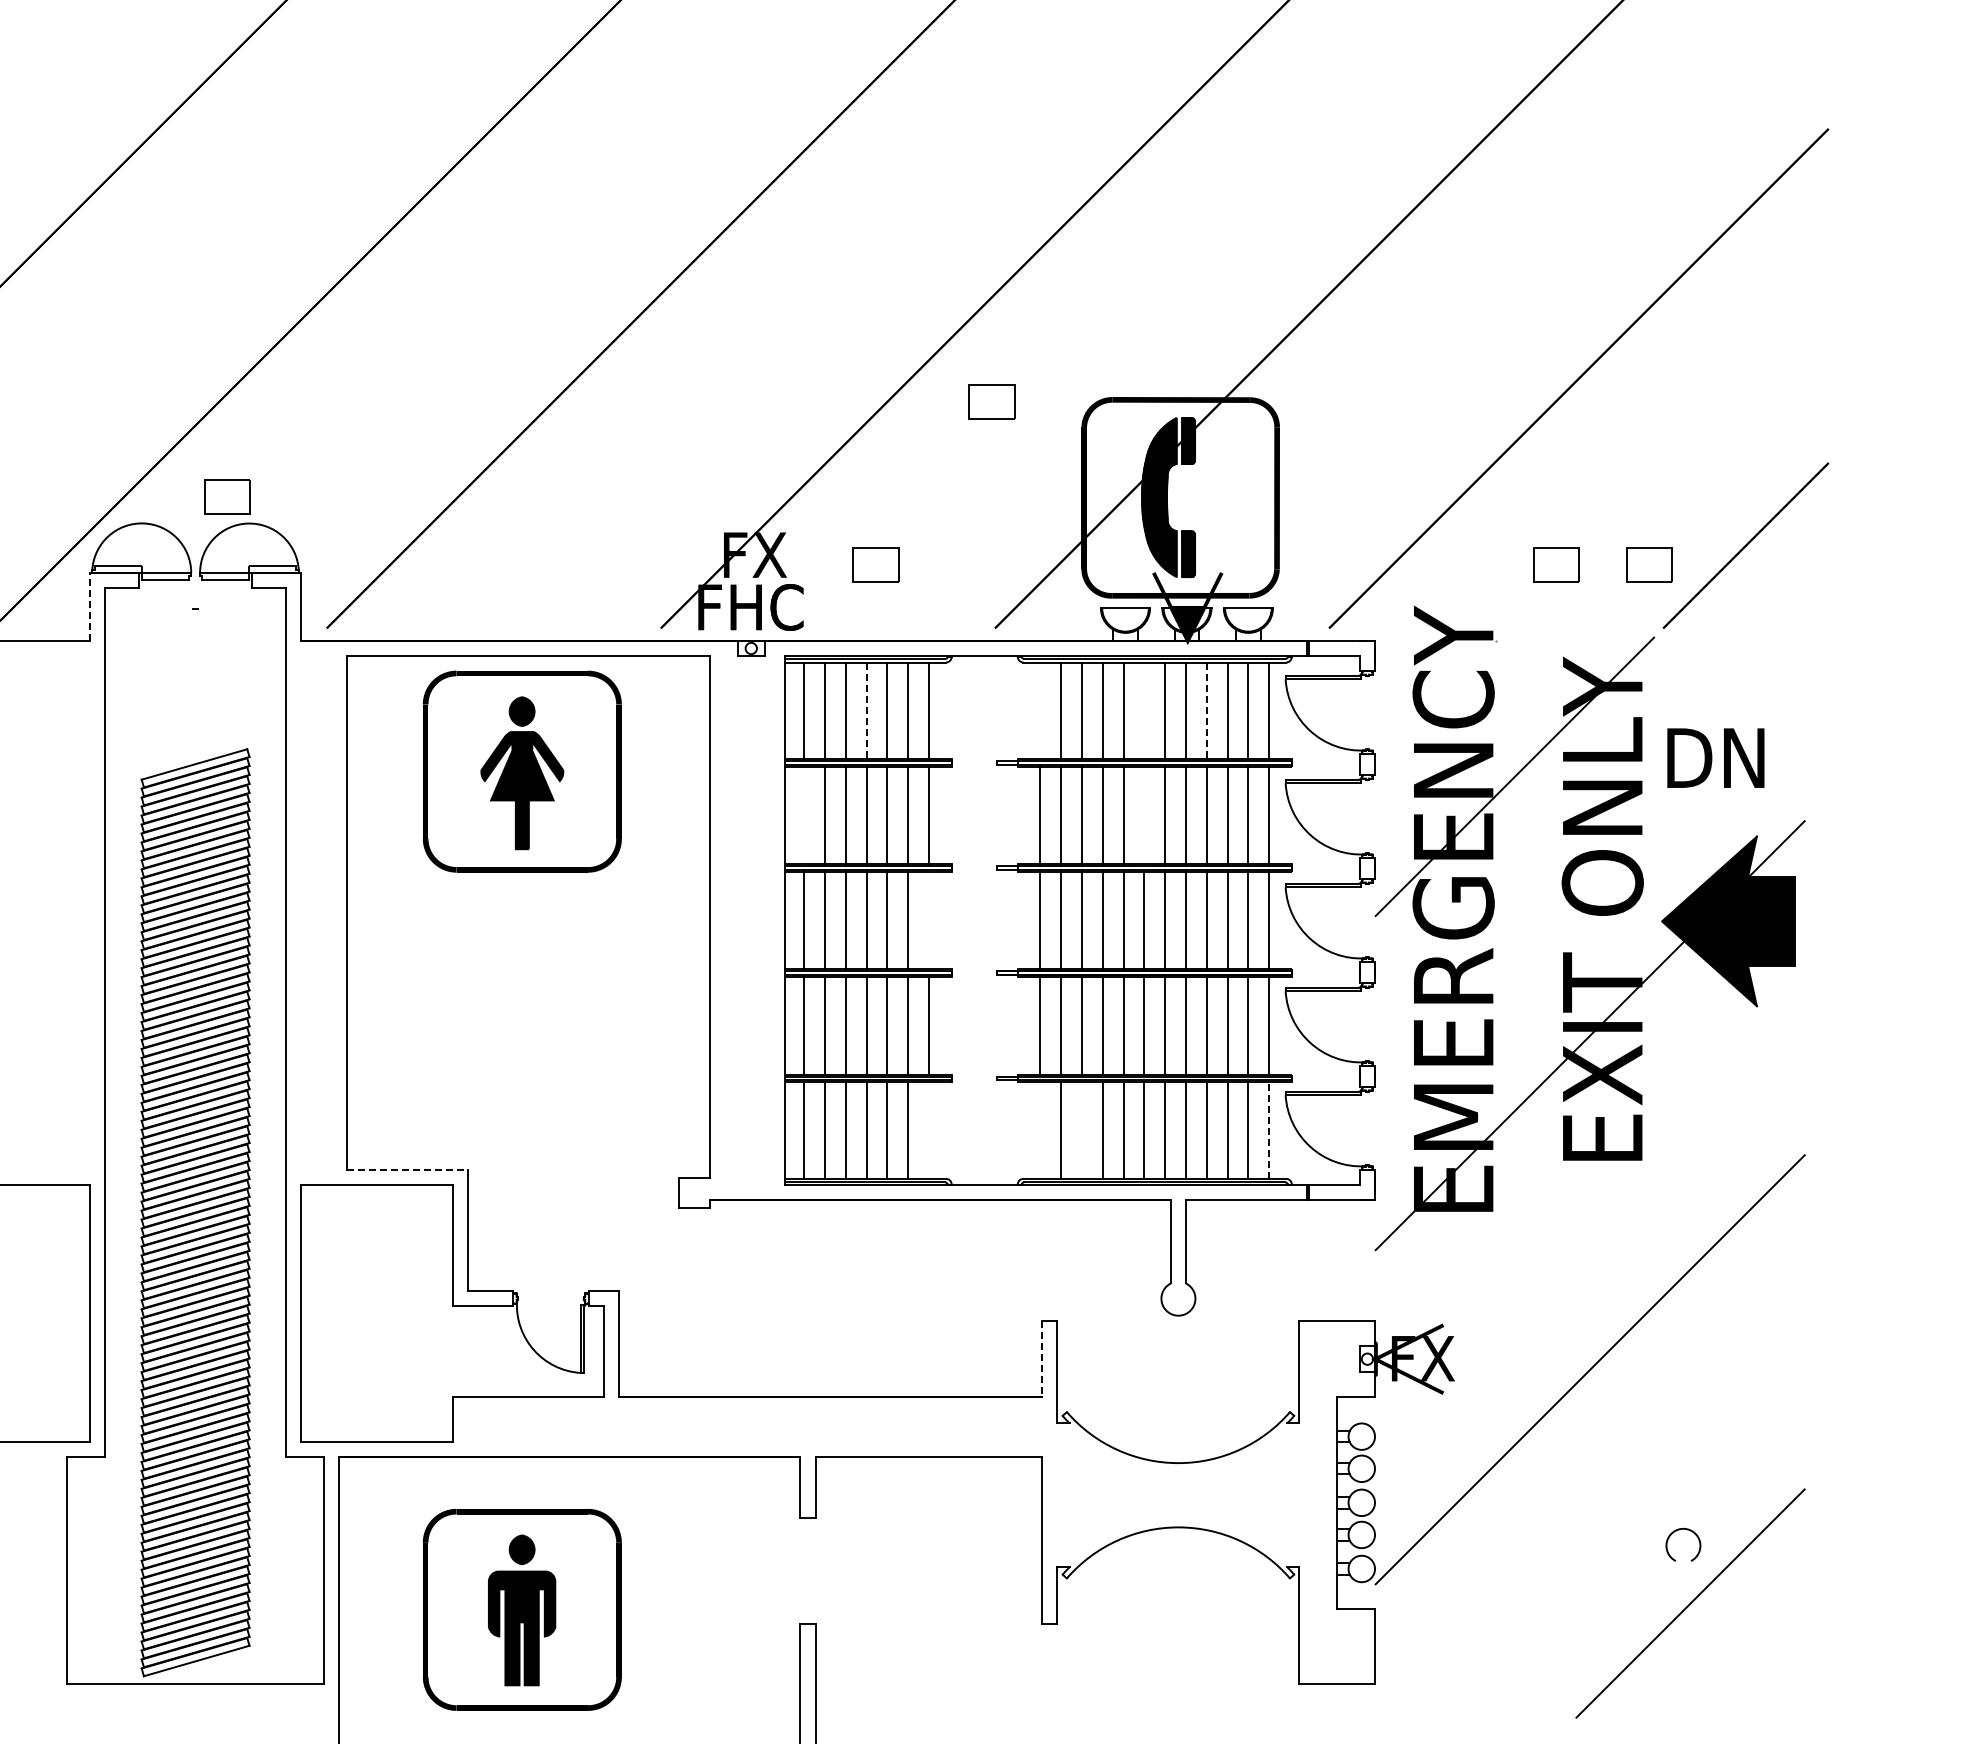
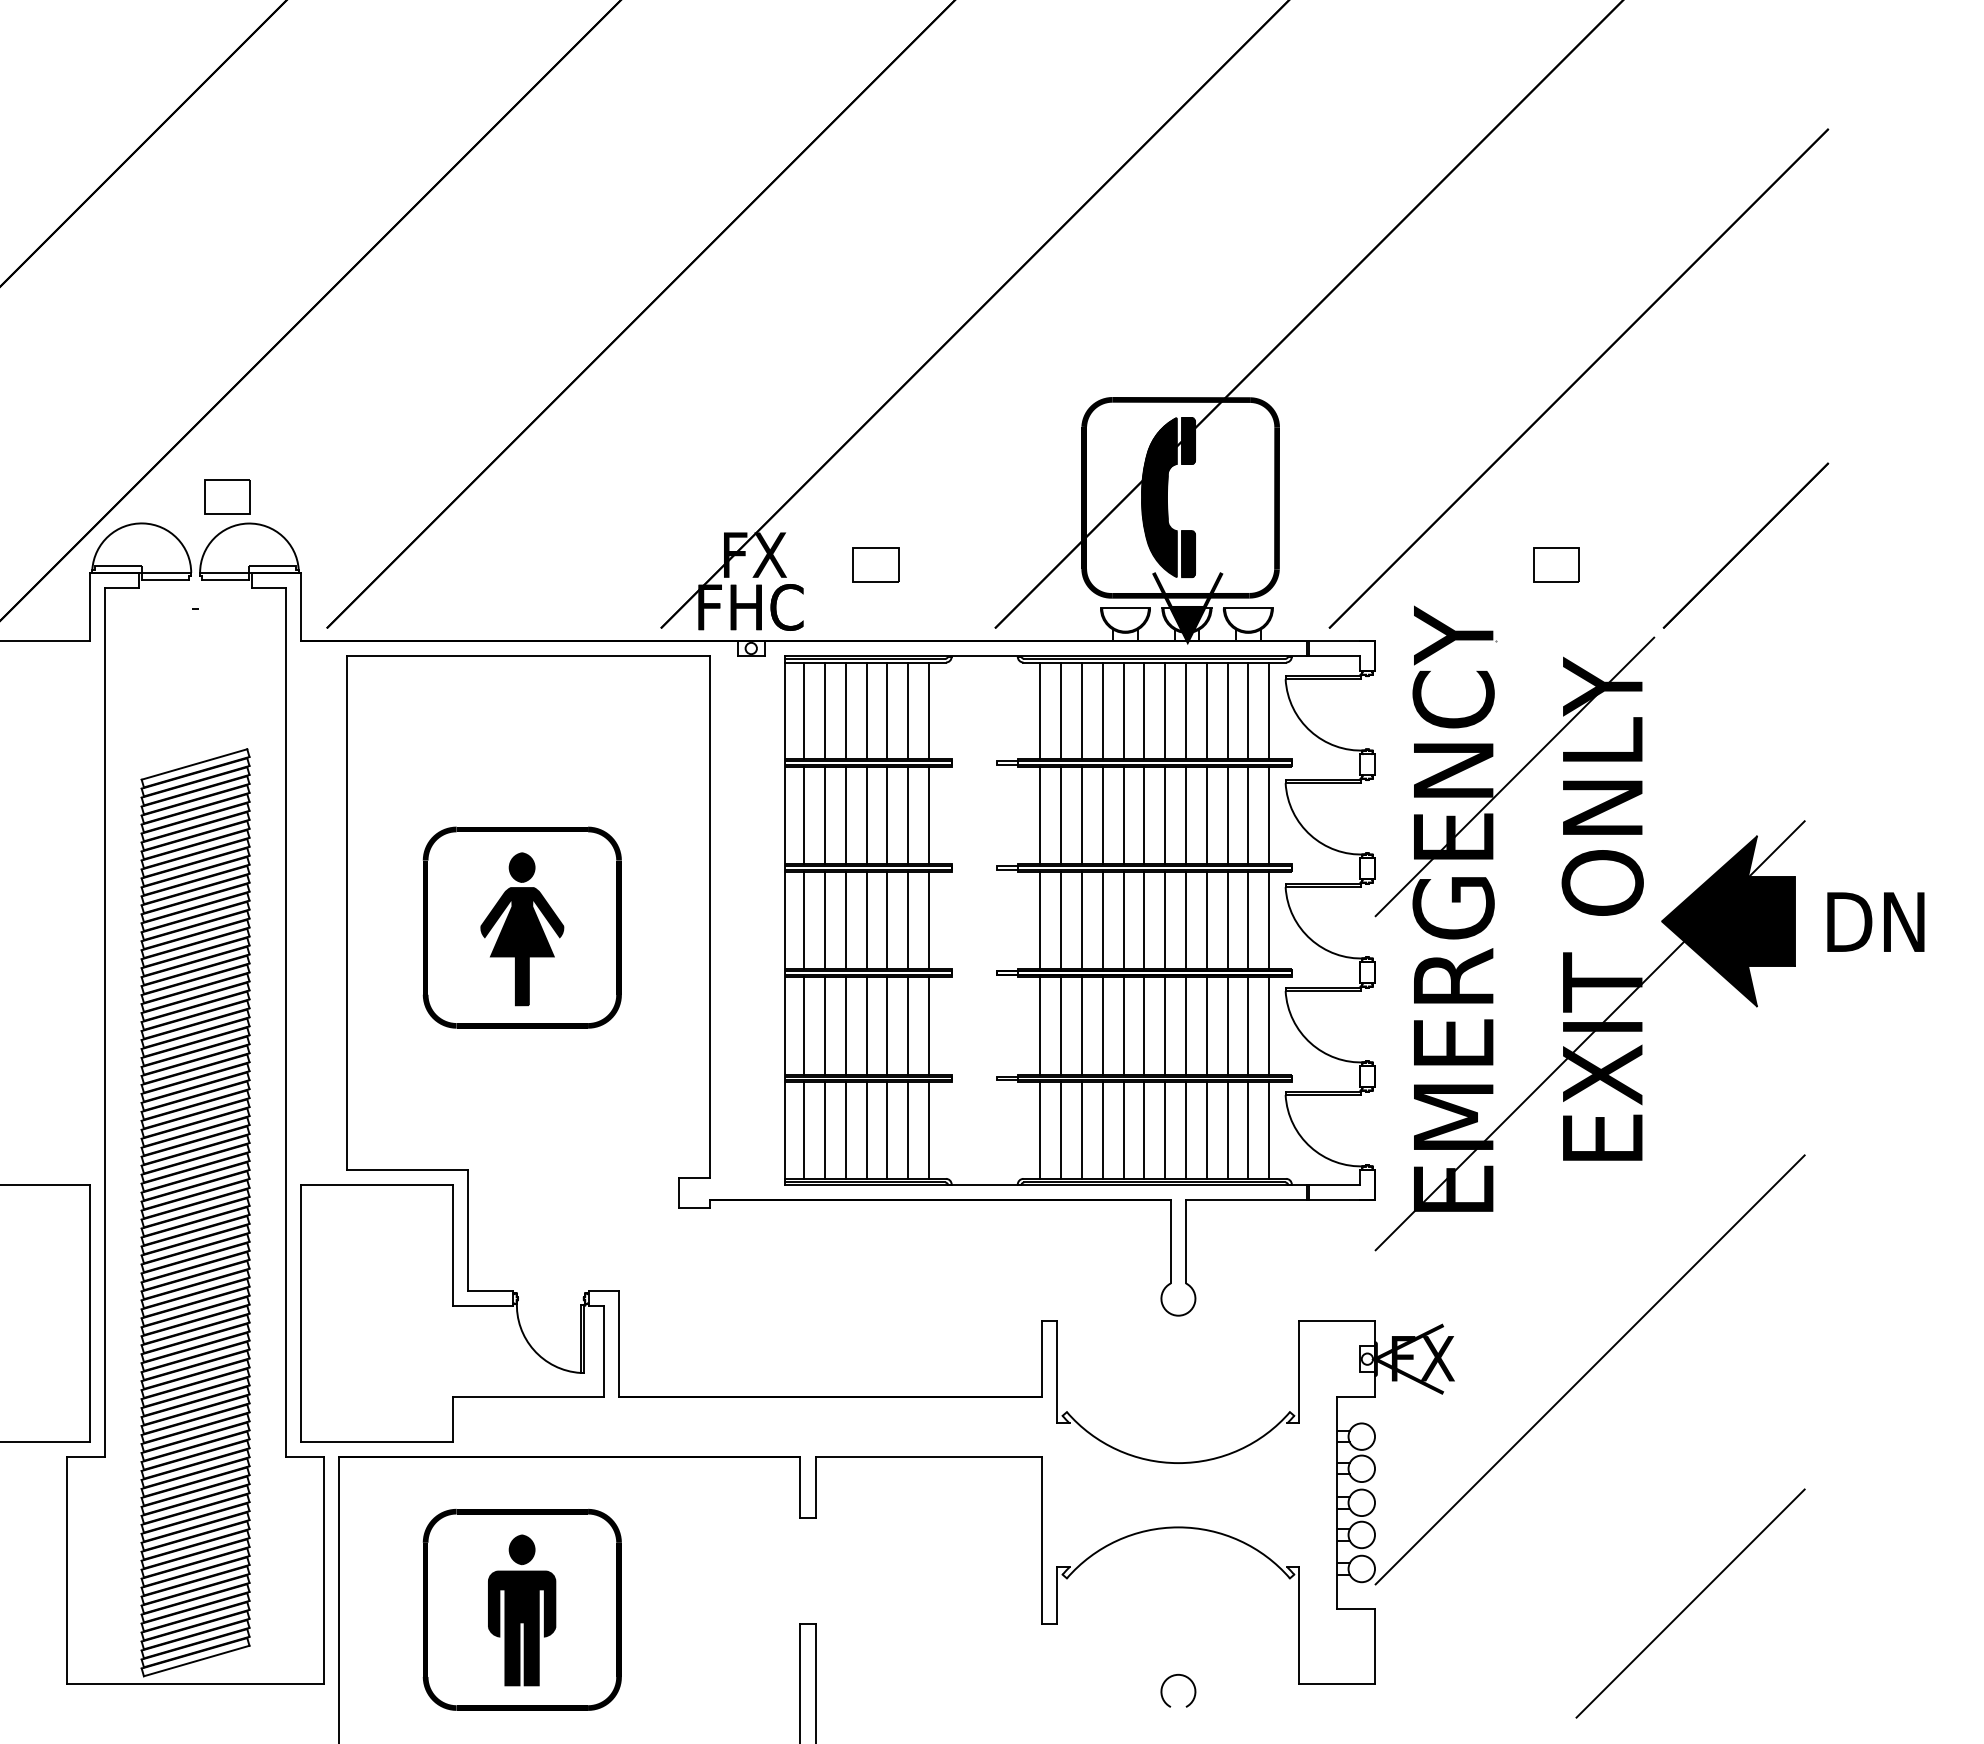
part: present -> none (991, 401)
part: present -> none (1649, 564)
line: dashed -> solid (89, 606)
line: none -> present (1040, 710)
line: none -> present (1144, 710)
line: dashed -> solid (866, 711)
line: dashed -> solid (1206, 711)
text position: (1715, 757) -> (1875, 921) (1875, 921)
part position: (521, 771) -> (521, 927) (521, 927)
line: none -> present (804, 815)
line: none -> present (1144, 815)
line: none -> present (929, 920)
line: dashed -> solid (1269, 1129)
line: none -> present (929, 1130)
line: none -> present (1040, 1130)
line: none -> present (1082, 1130)
line: dashed -> solid (407, 1170)
line: dashed -> solid (1042, 1359)
arc position: (1686, 1530) -> (1181, 1676) (1181, 1676)
